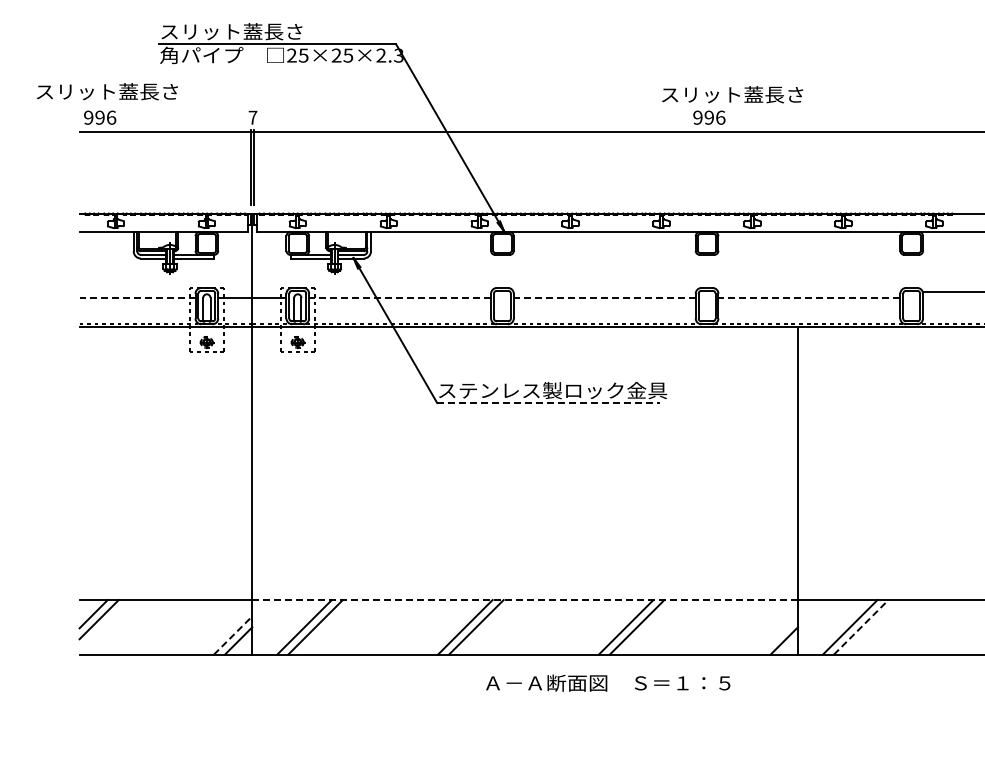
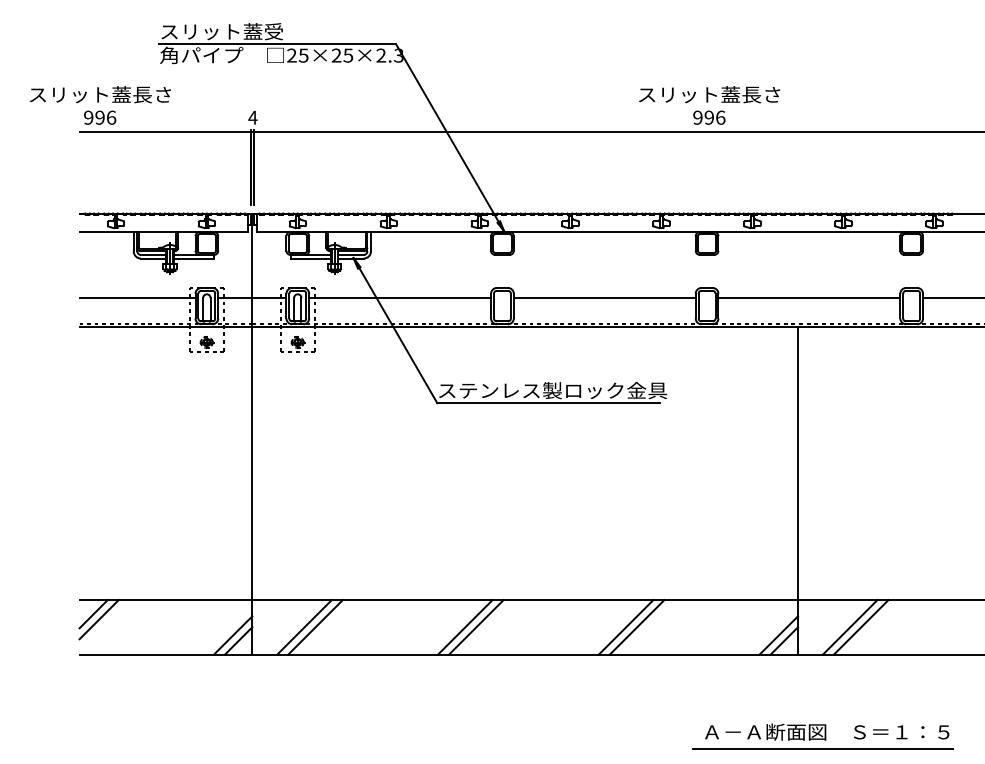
text: スリット蓋長さ -> スリット蓋受 (283, 31)
text position: (106, 91) -> (99, 94) (99, 94)
text position: (732, 94) -> (709, 94) (709, 94)
text: 7 -> 4 (252, 117)
line position: (952, 292) -> (952, 298) (952, 298)
line: dashed -> solid (137, 298)
line: dashed -> solid (400, 298)
line: dashed -> solid (604, 298)
line: dashed -> solid (809, 298)
line: dashed -> solid (548, 403)
line: dashed -> solid (525, 600)
line: dashed -> solid (861, 627)
line: dashed -> solid (233, 635)
line: none -> present (778, 635)
text position: (608, 682) -> (827, 731) (827, 731)
line: none -> present (823, 748)
